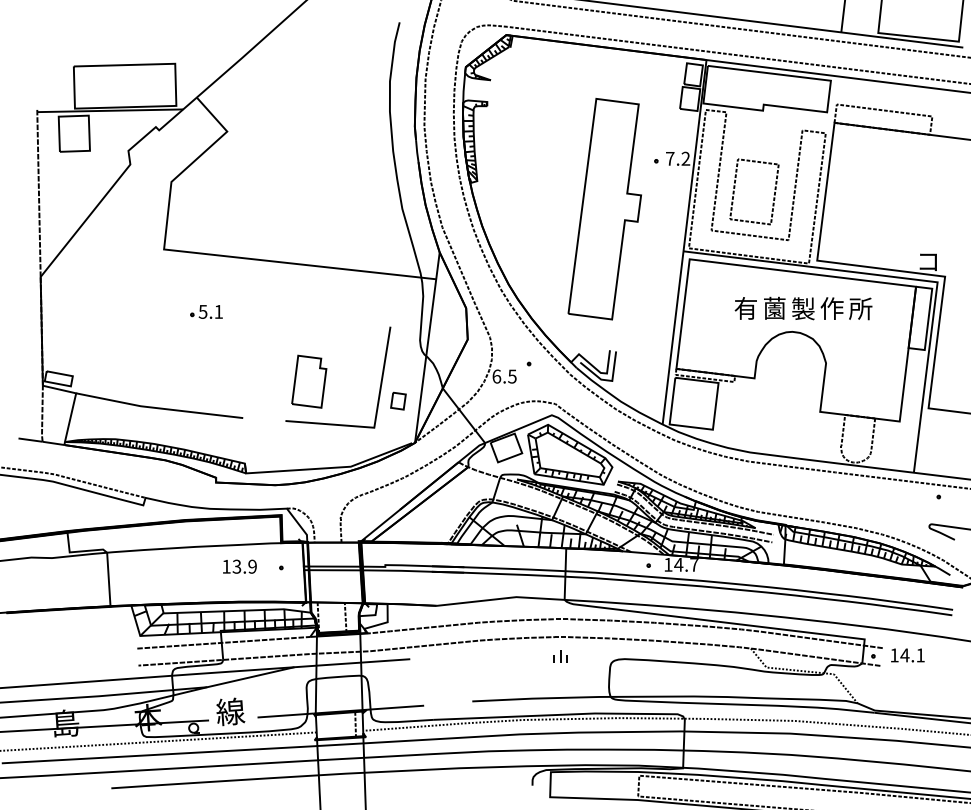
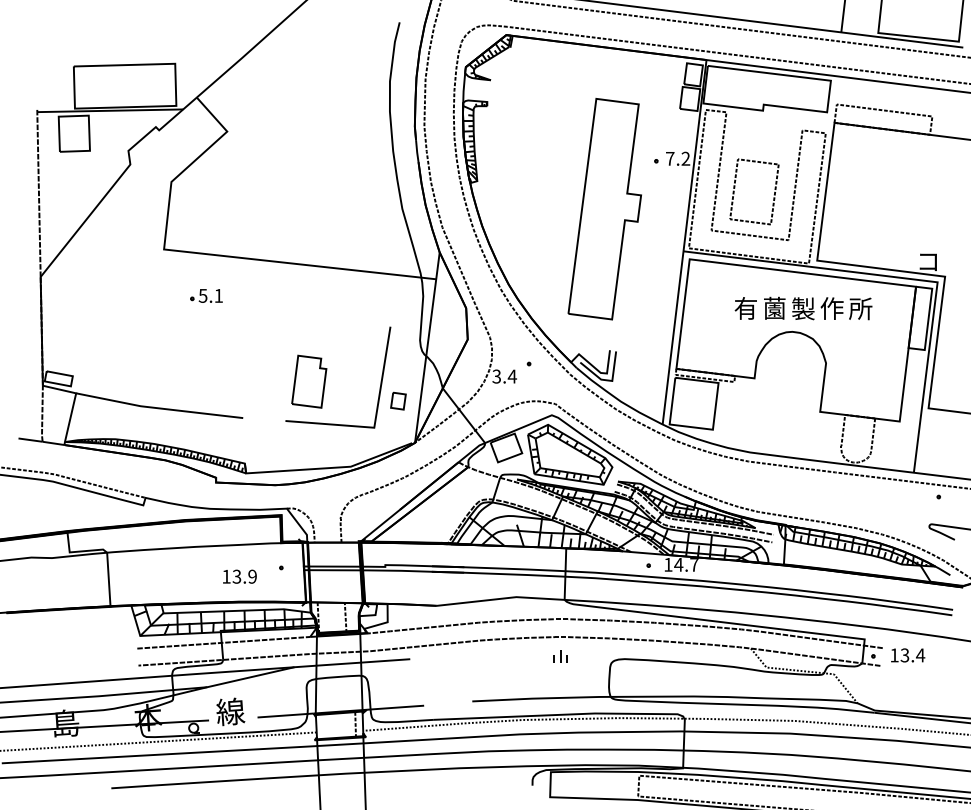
part position: (206, 311) -> (206, 295) (206, 295)
text: 6.5 -> 3.4 (504, 376)
text position: (239, 566) -> (239, 576) (239, 576)
text: 14.1 -> 13.4 (912, 655)
